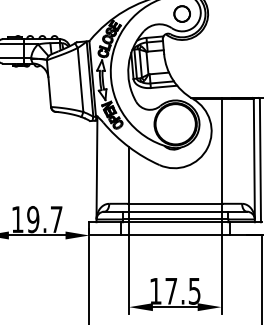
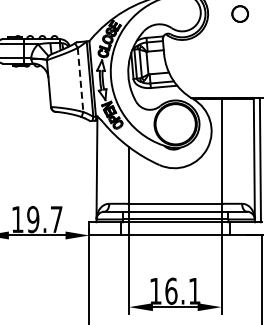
circle position: (181, 13) -> (239, 13) (239, 13)
line: solid -> dashed (80, 80)
text: 17.5 -> 16.1 (182, 290)
